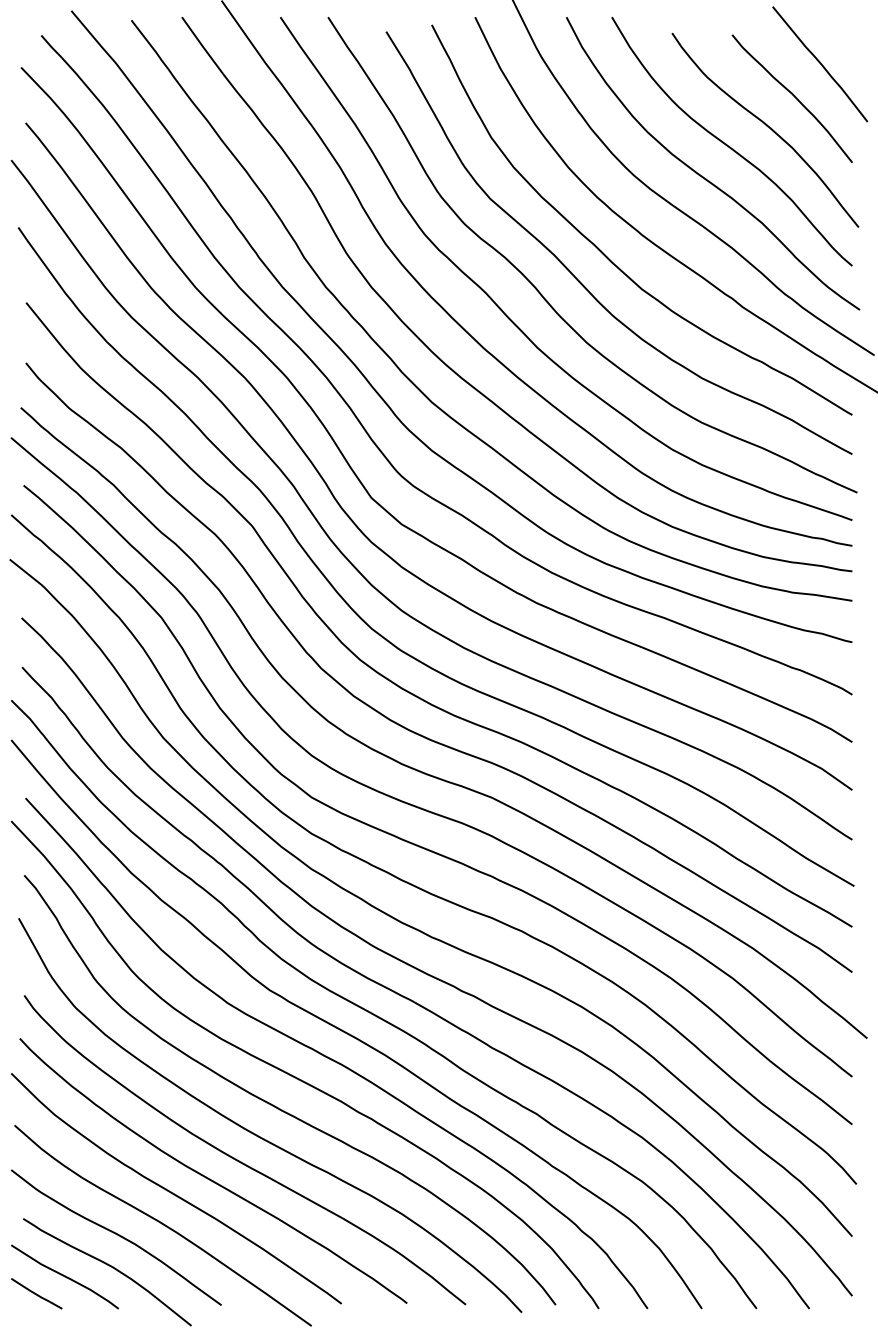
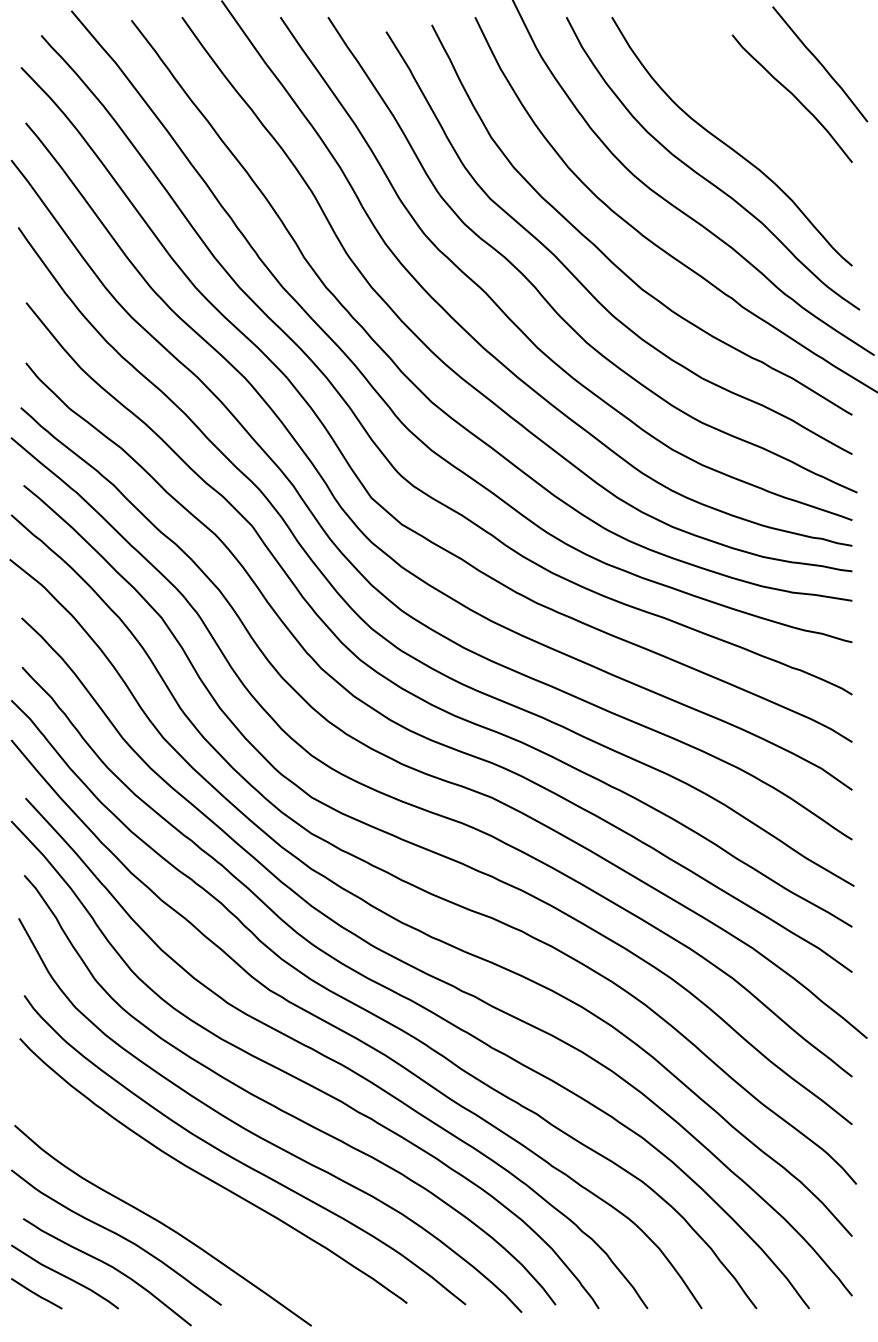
curve: present -> none (767, 127)
curve: present -> none (173, 1192)
